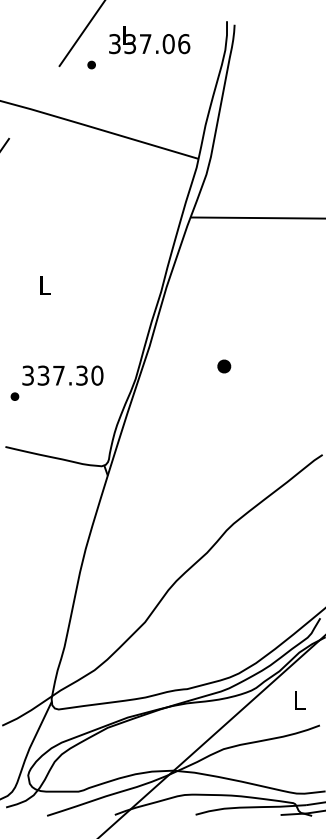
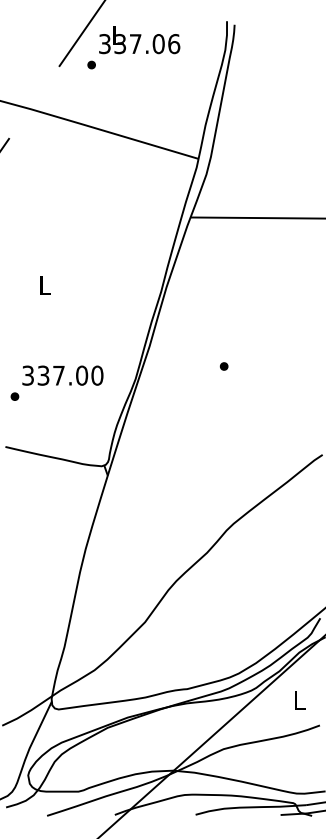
text position: (149, 40) -> (139, 40) (139, 40)
part size: 15x15 px -> 10x9 px (223, 366)
text: 337.30 -> 337.00 (82, 375)
